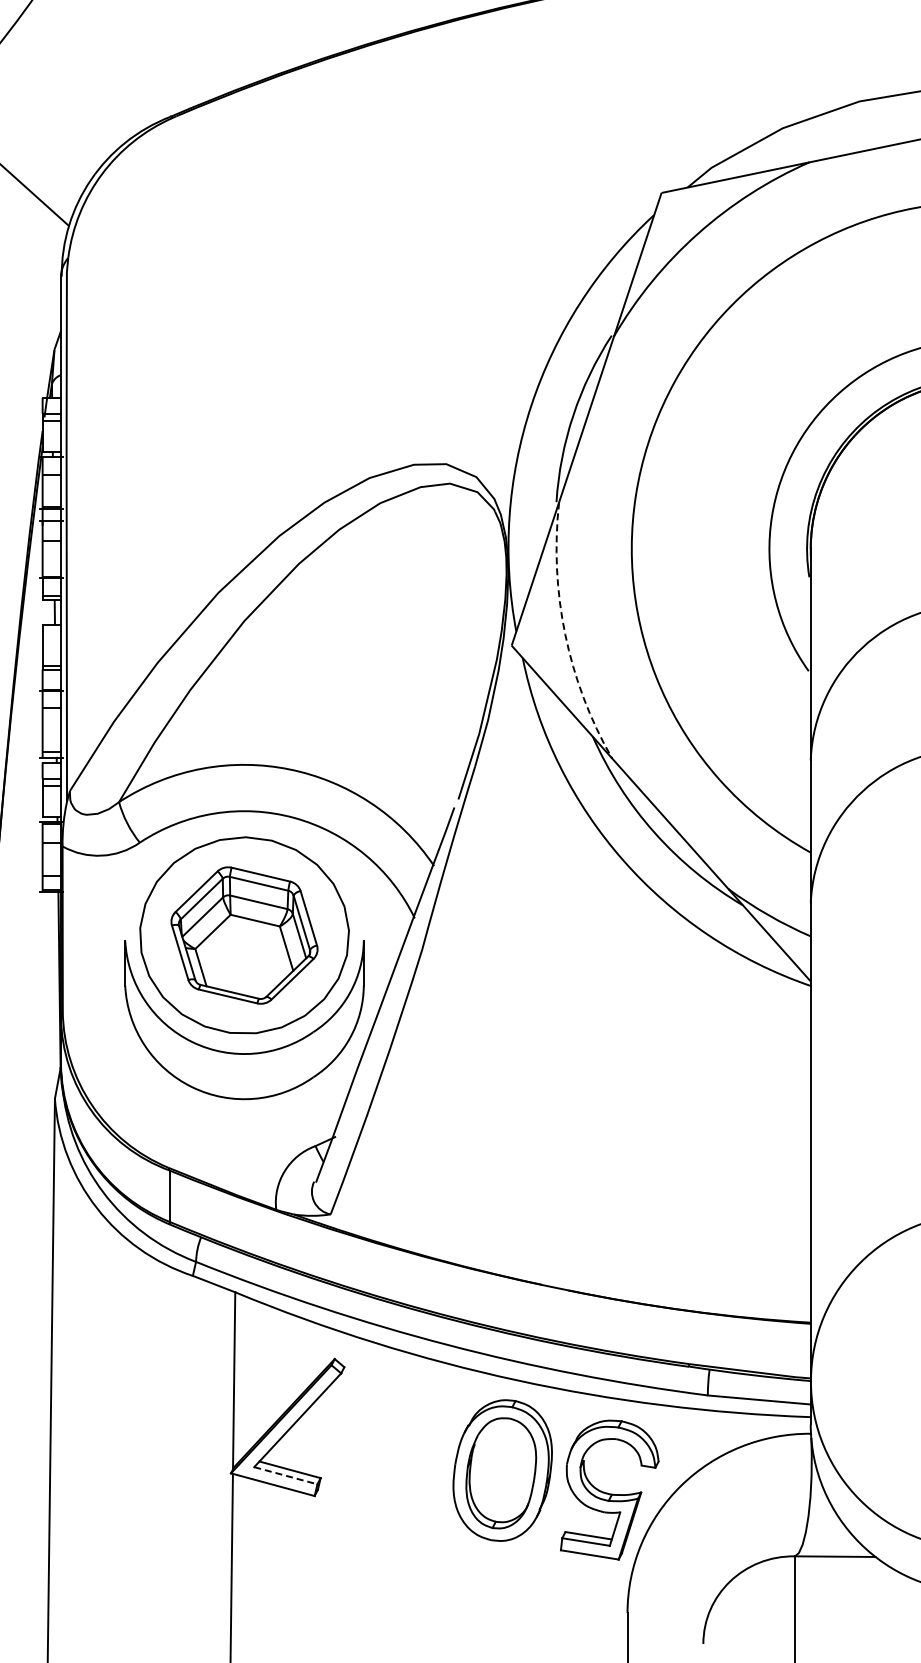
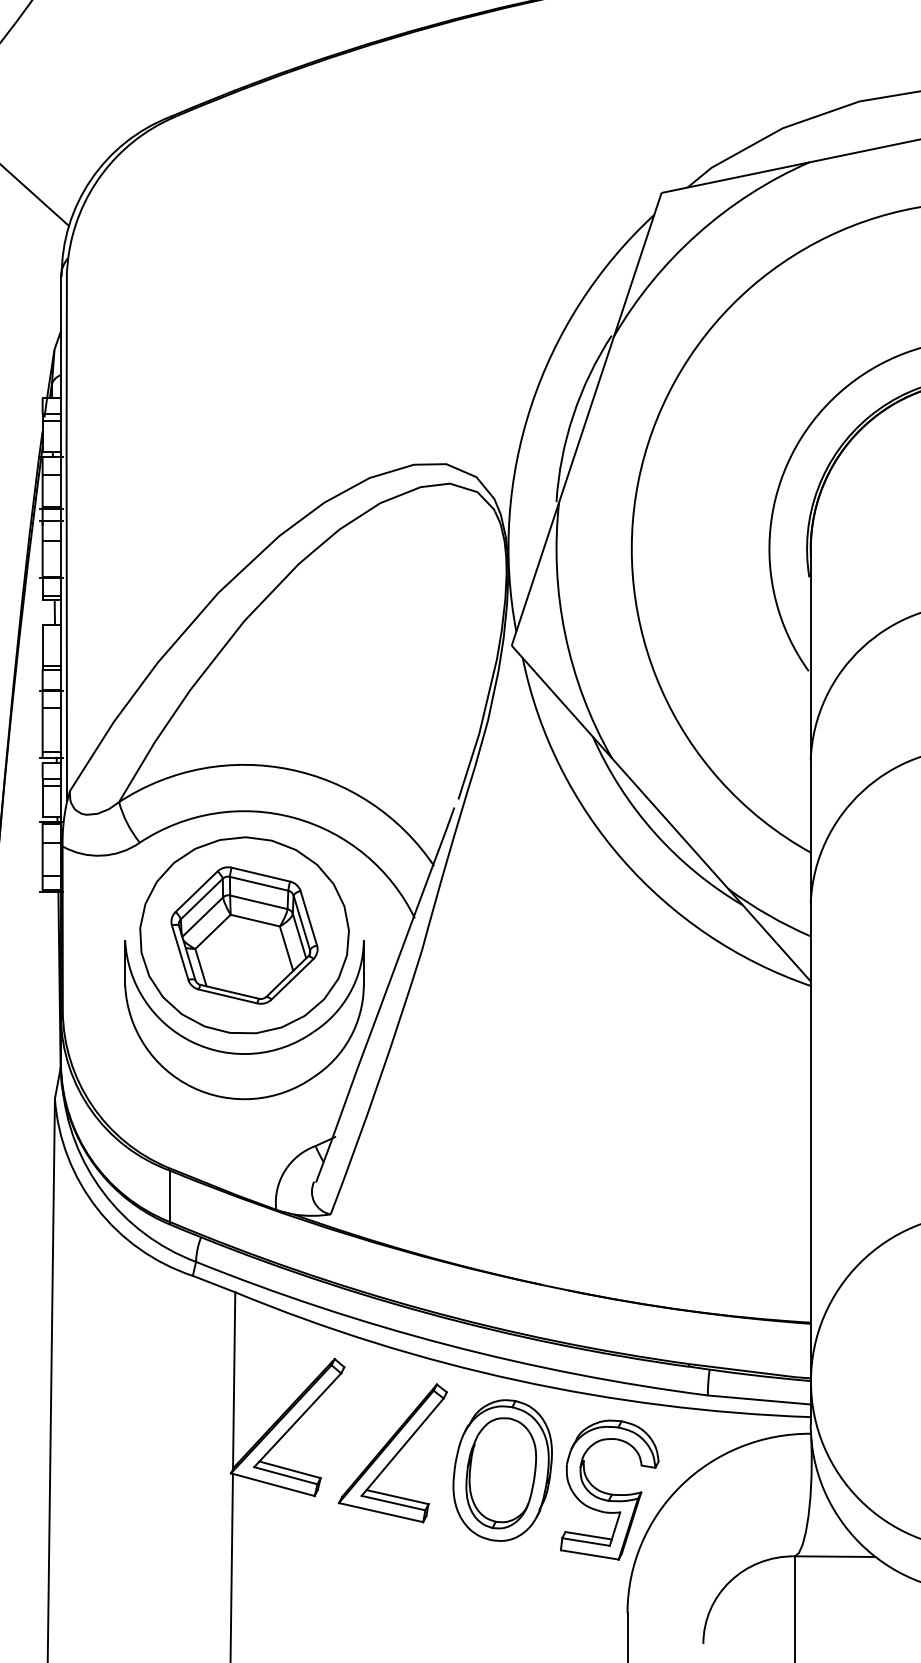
arc: dashed -> solid (565, 634)
part: none -> present (392, 1453)
line: dashed -> solid (285, 1475)
